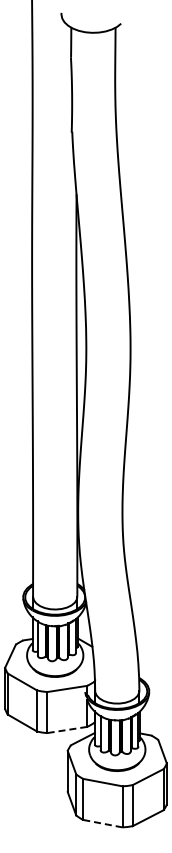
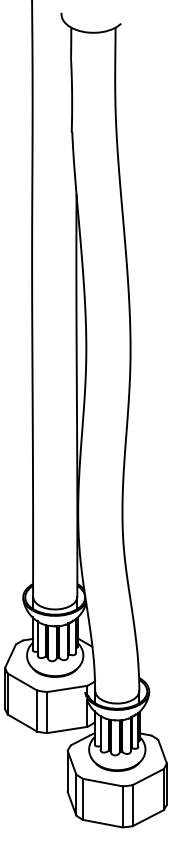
line: dashed -> solid (66, 730)
line: dashed -> solid (102, 823)
